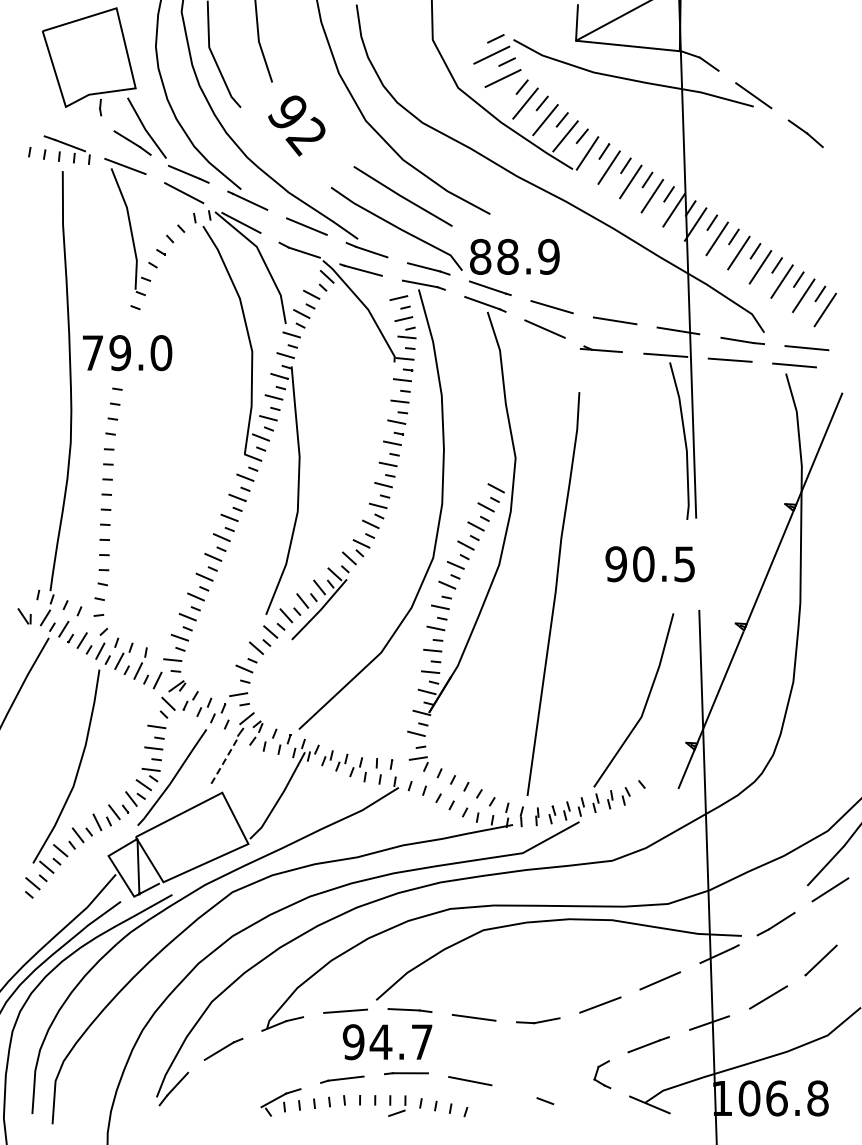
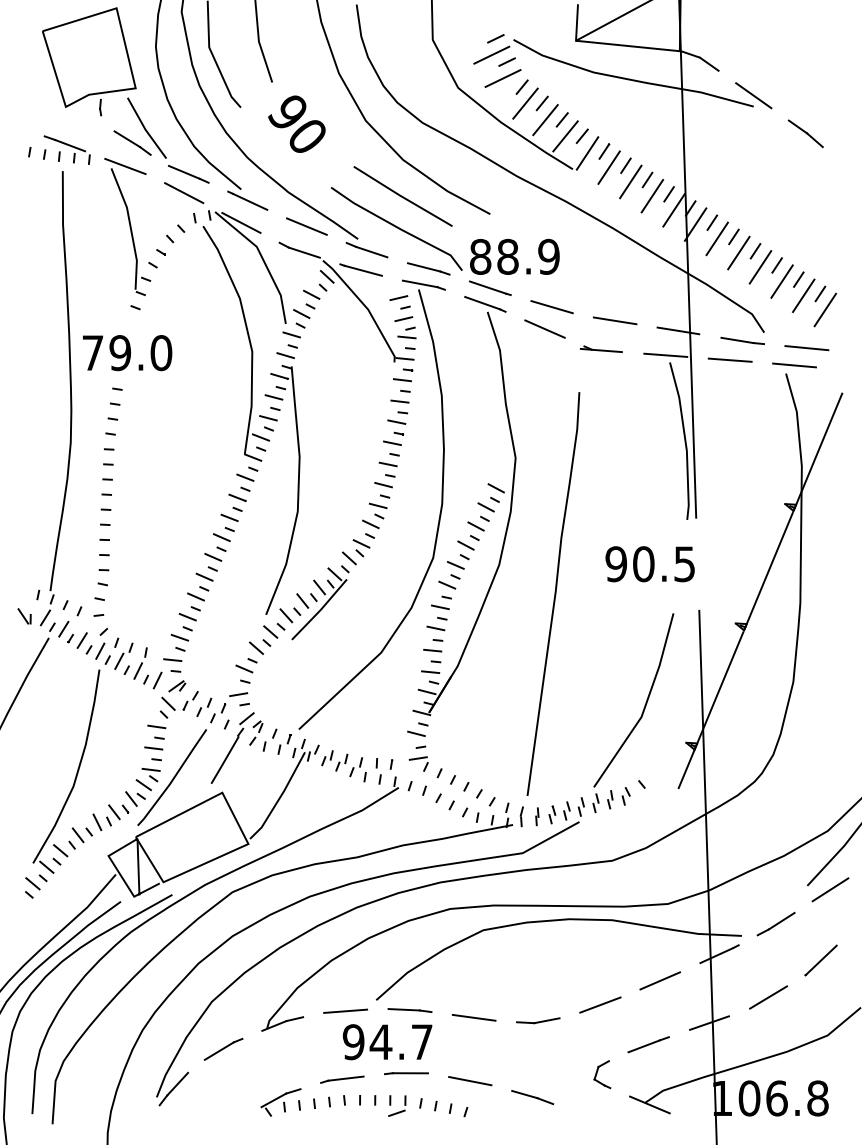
text: 92 -> 90 (305, 136)
line: dashed -> solid (225, 760)
line: none -> present (524, 1094)
